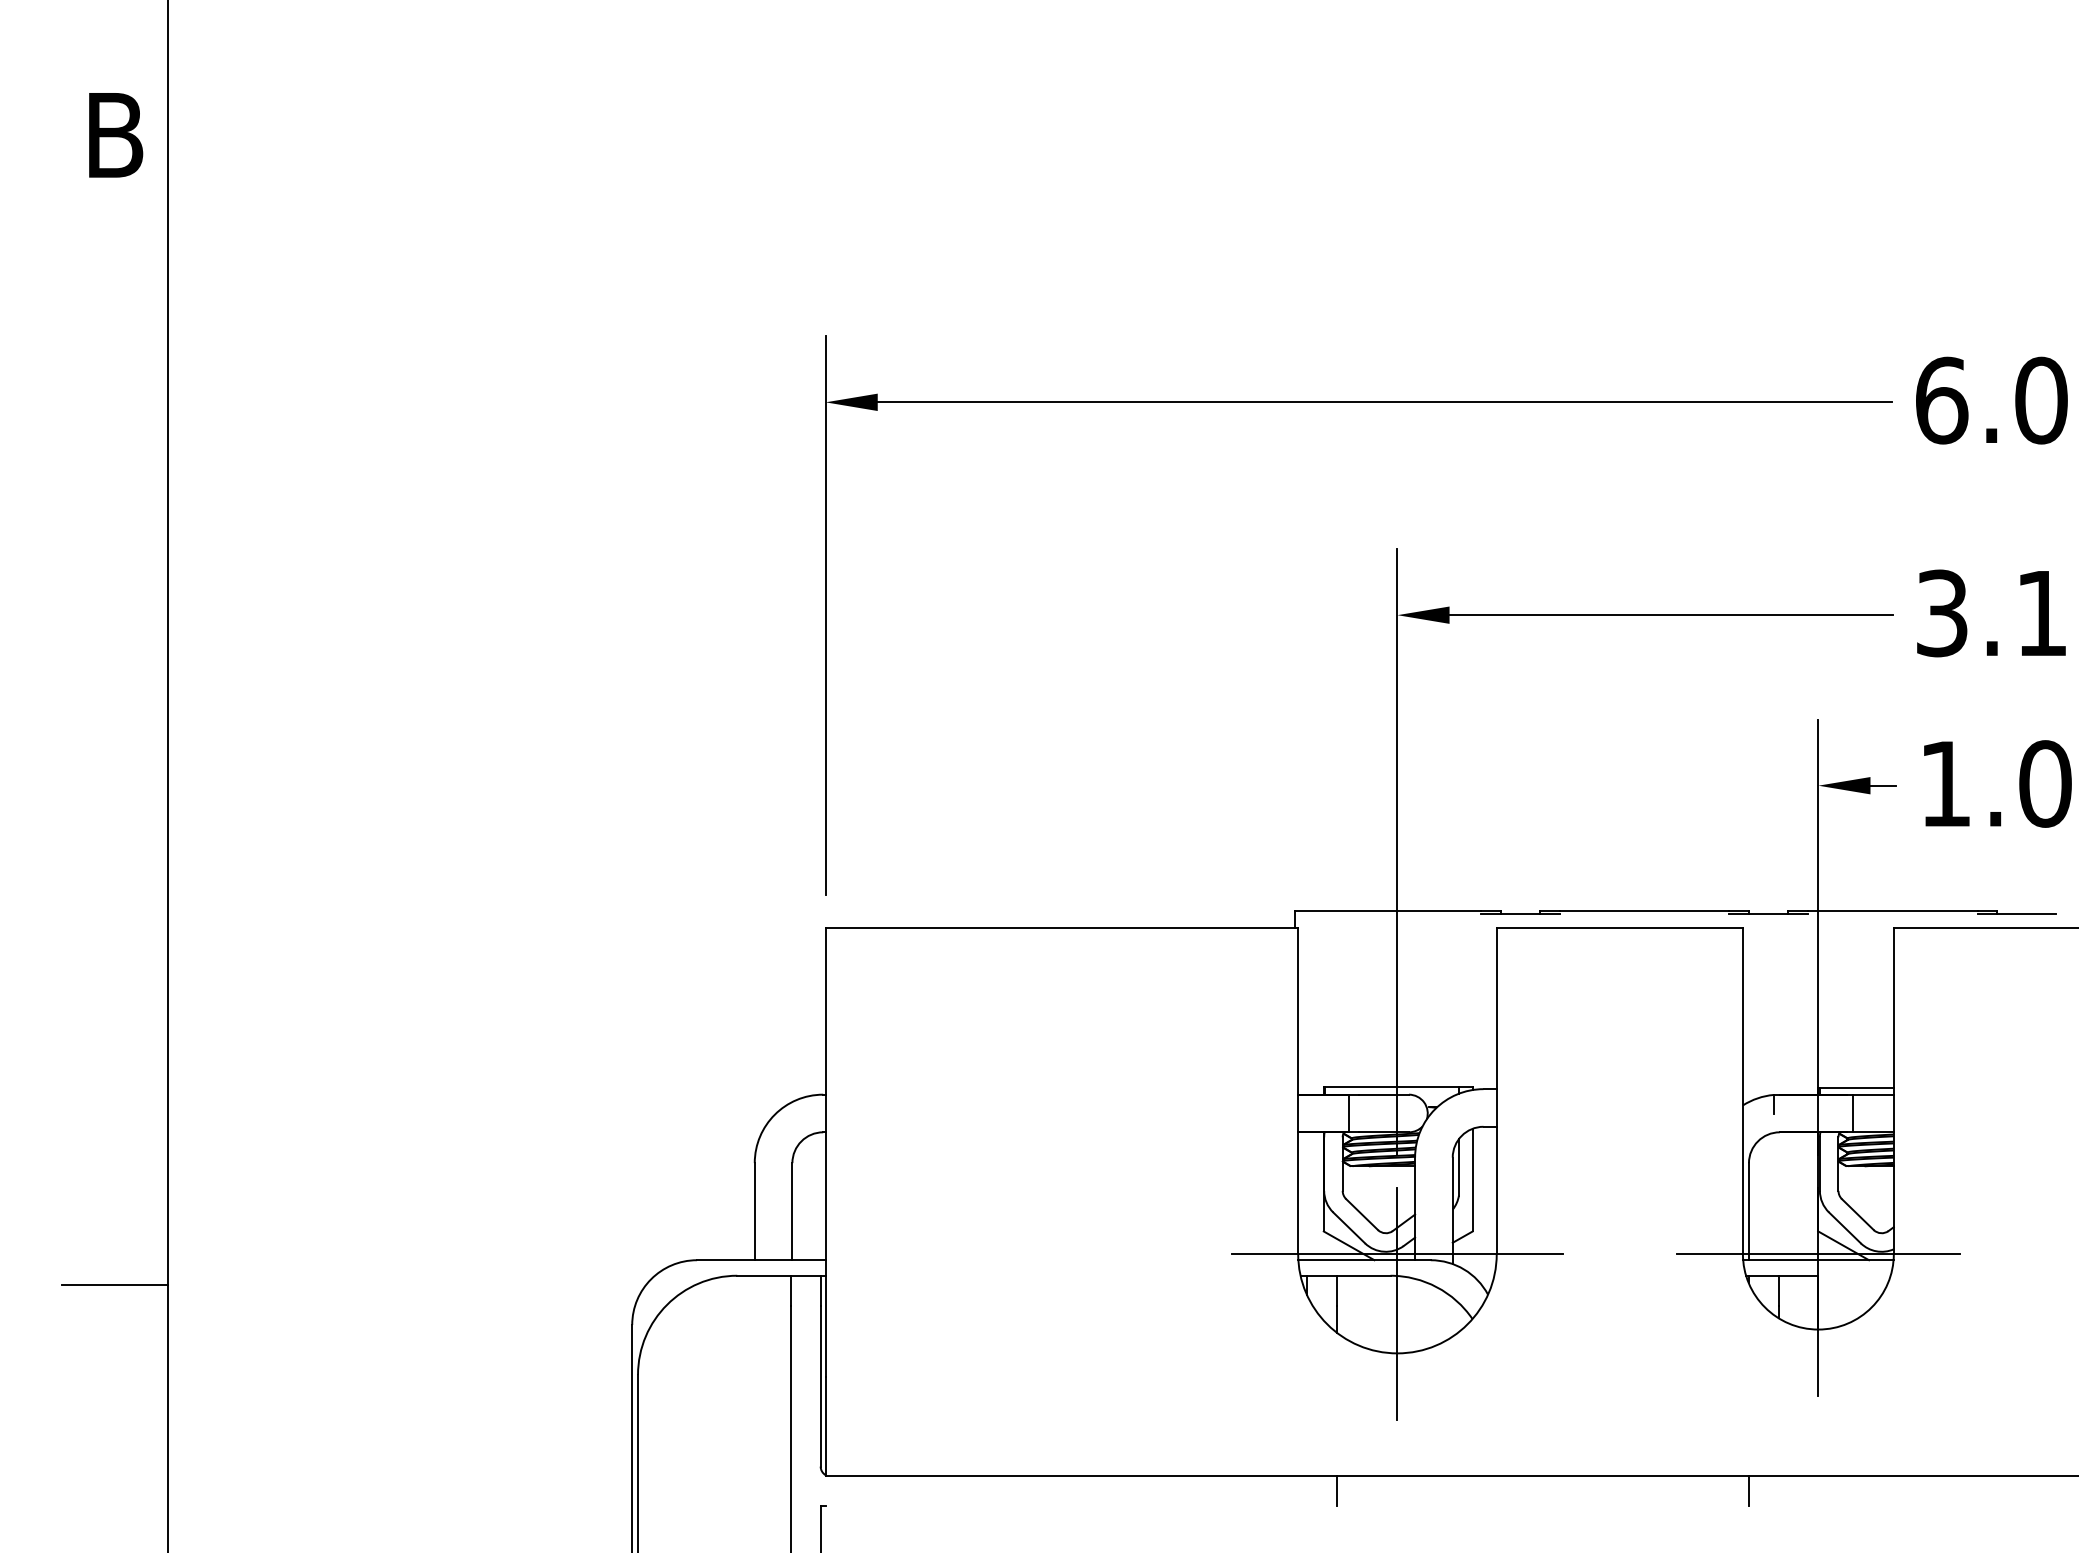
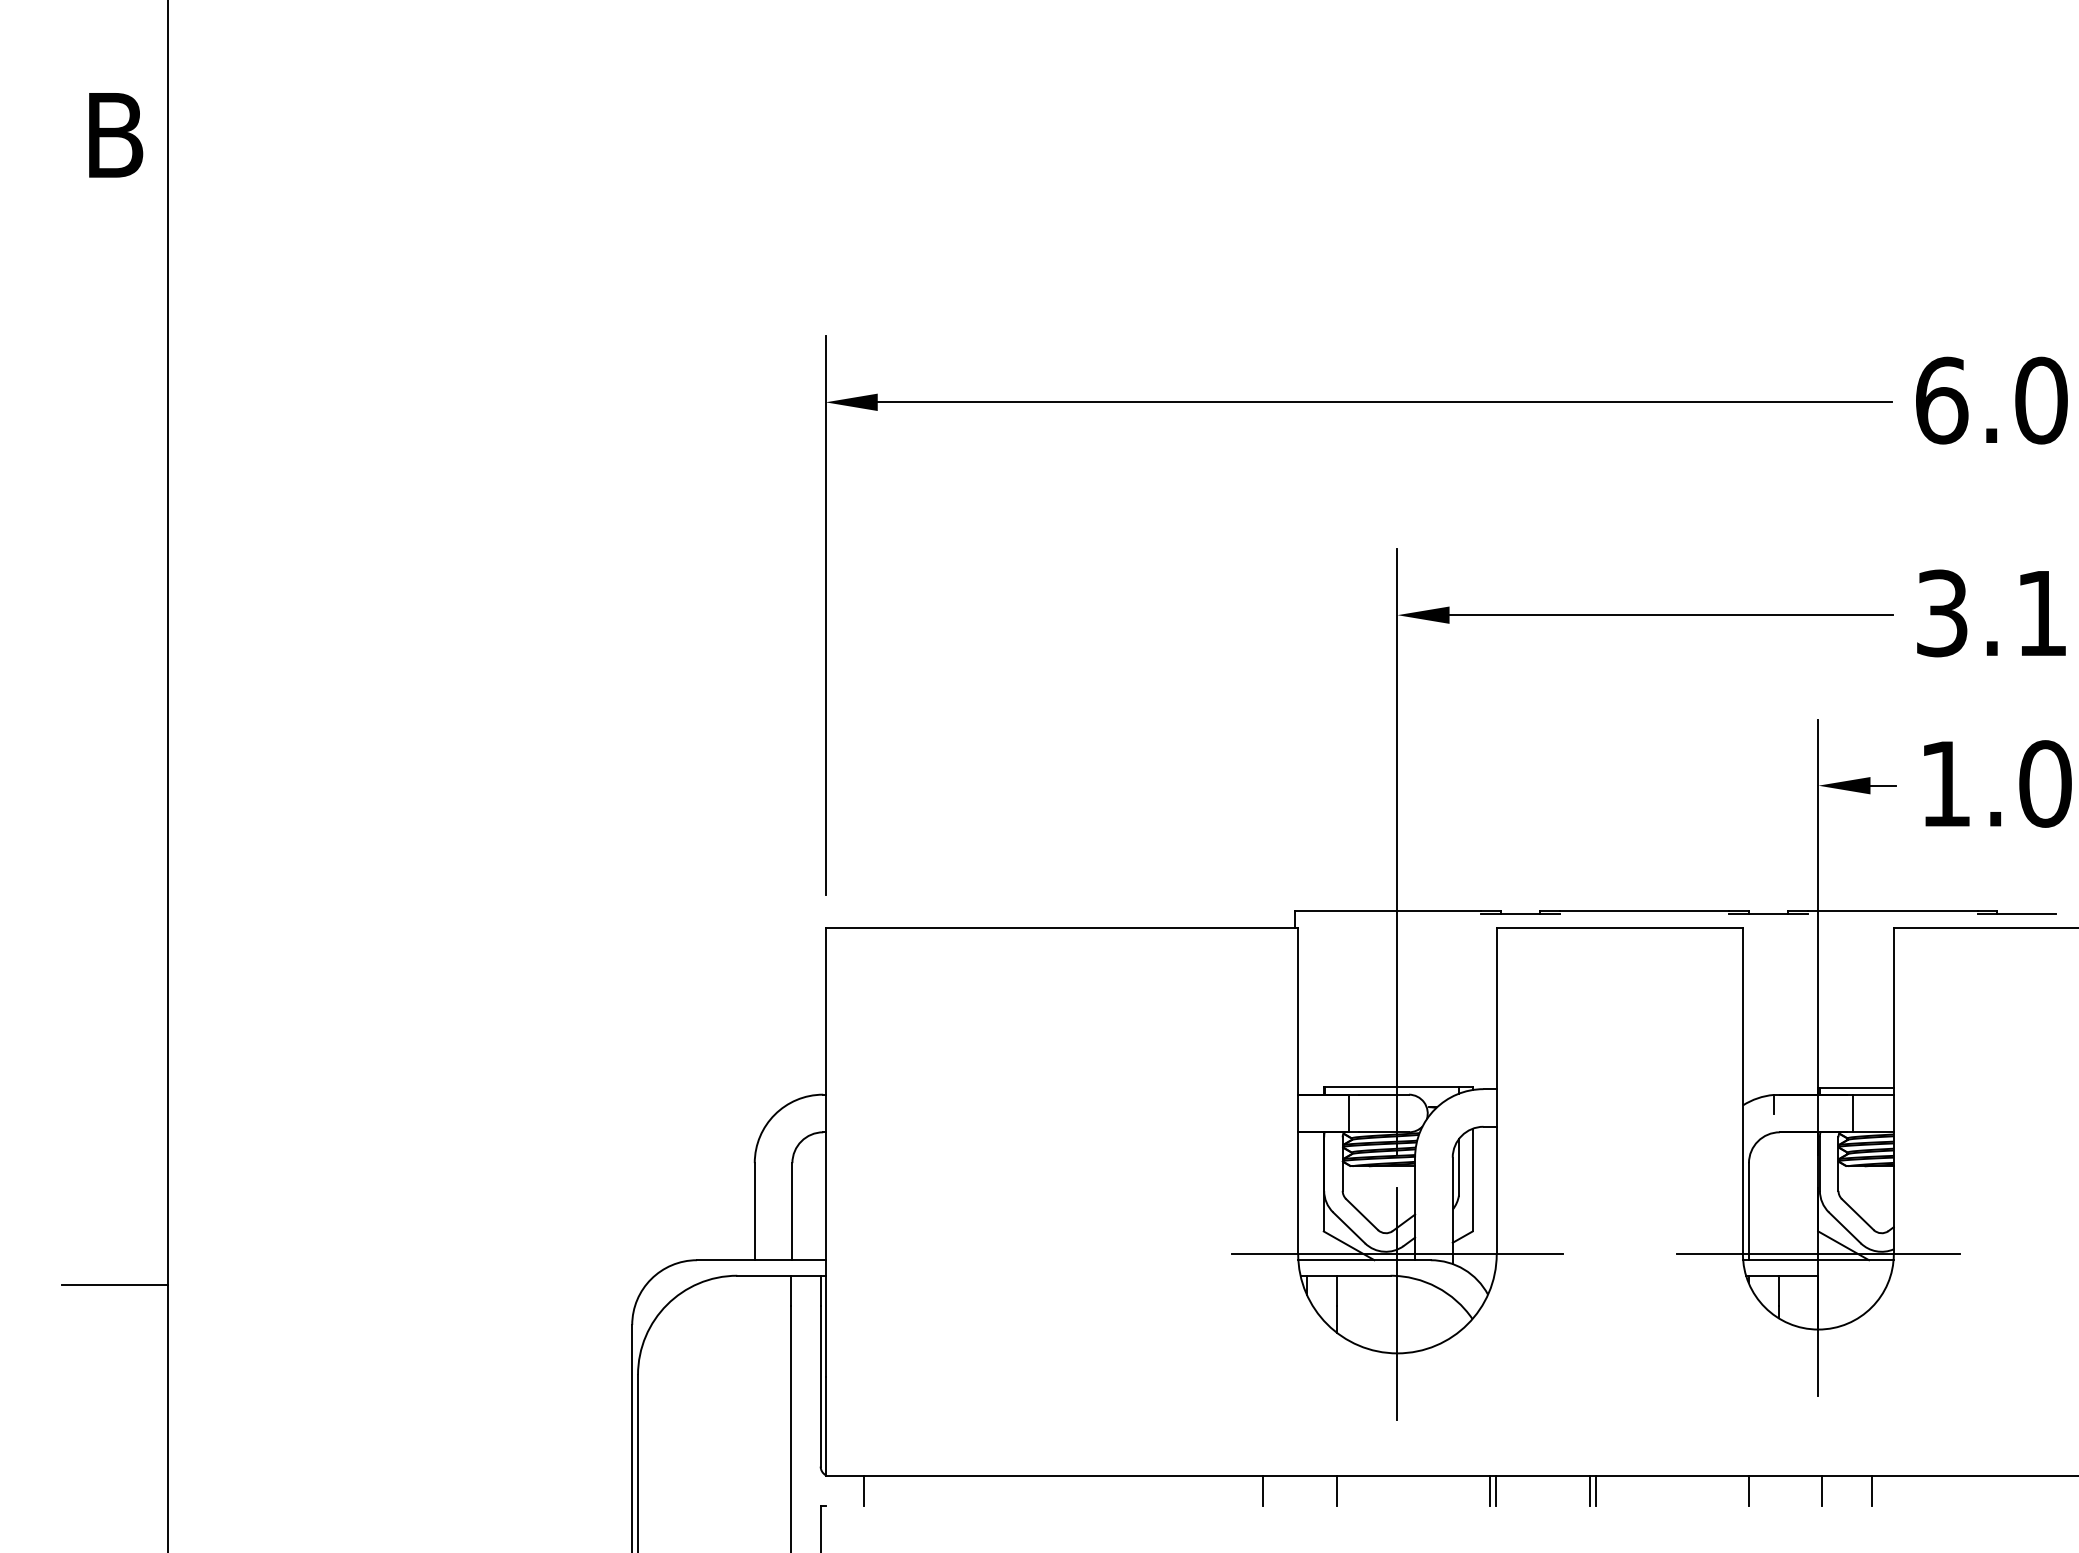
line: none -> present (864, 1491)
line: none -> present (1263, 1491)
line: none -> present (1489, 1491)
line: none -> present (1495, 1491)
line: none -> present (1590, 1491)
line: none -> present (1596, 1491)
line: none -> present (1822, 1491)
line: none -> present (1871, 1491)
